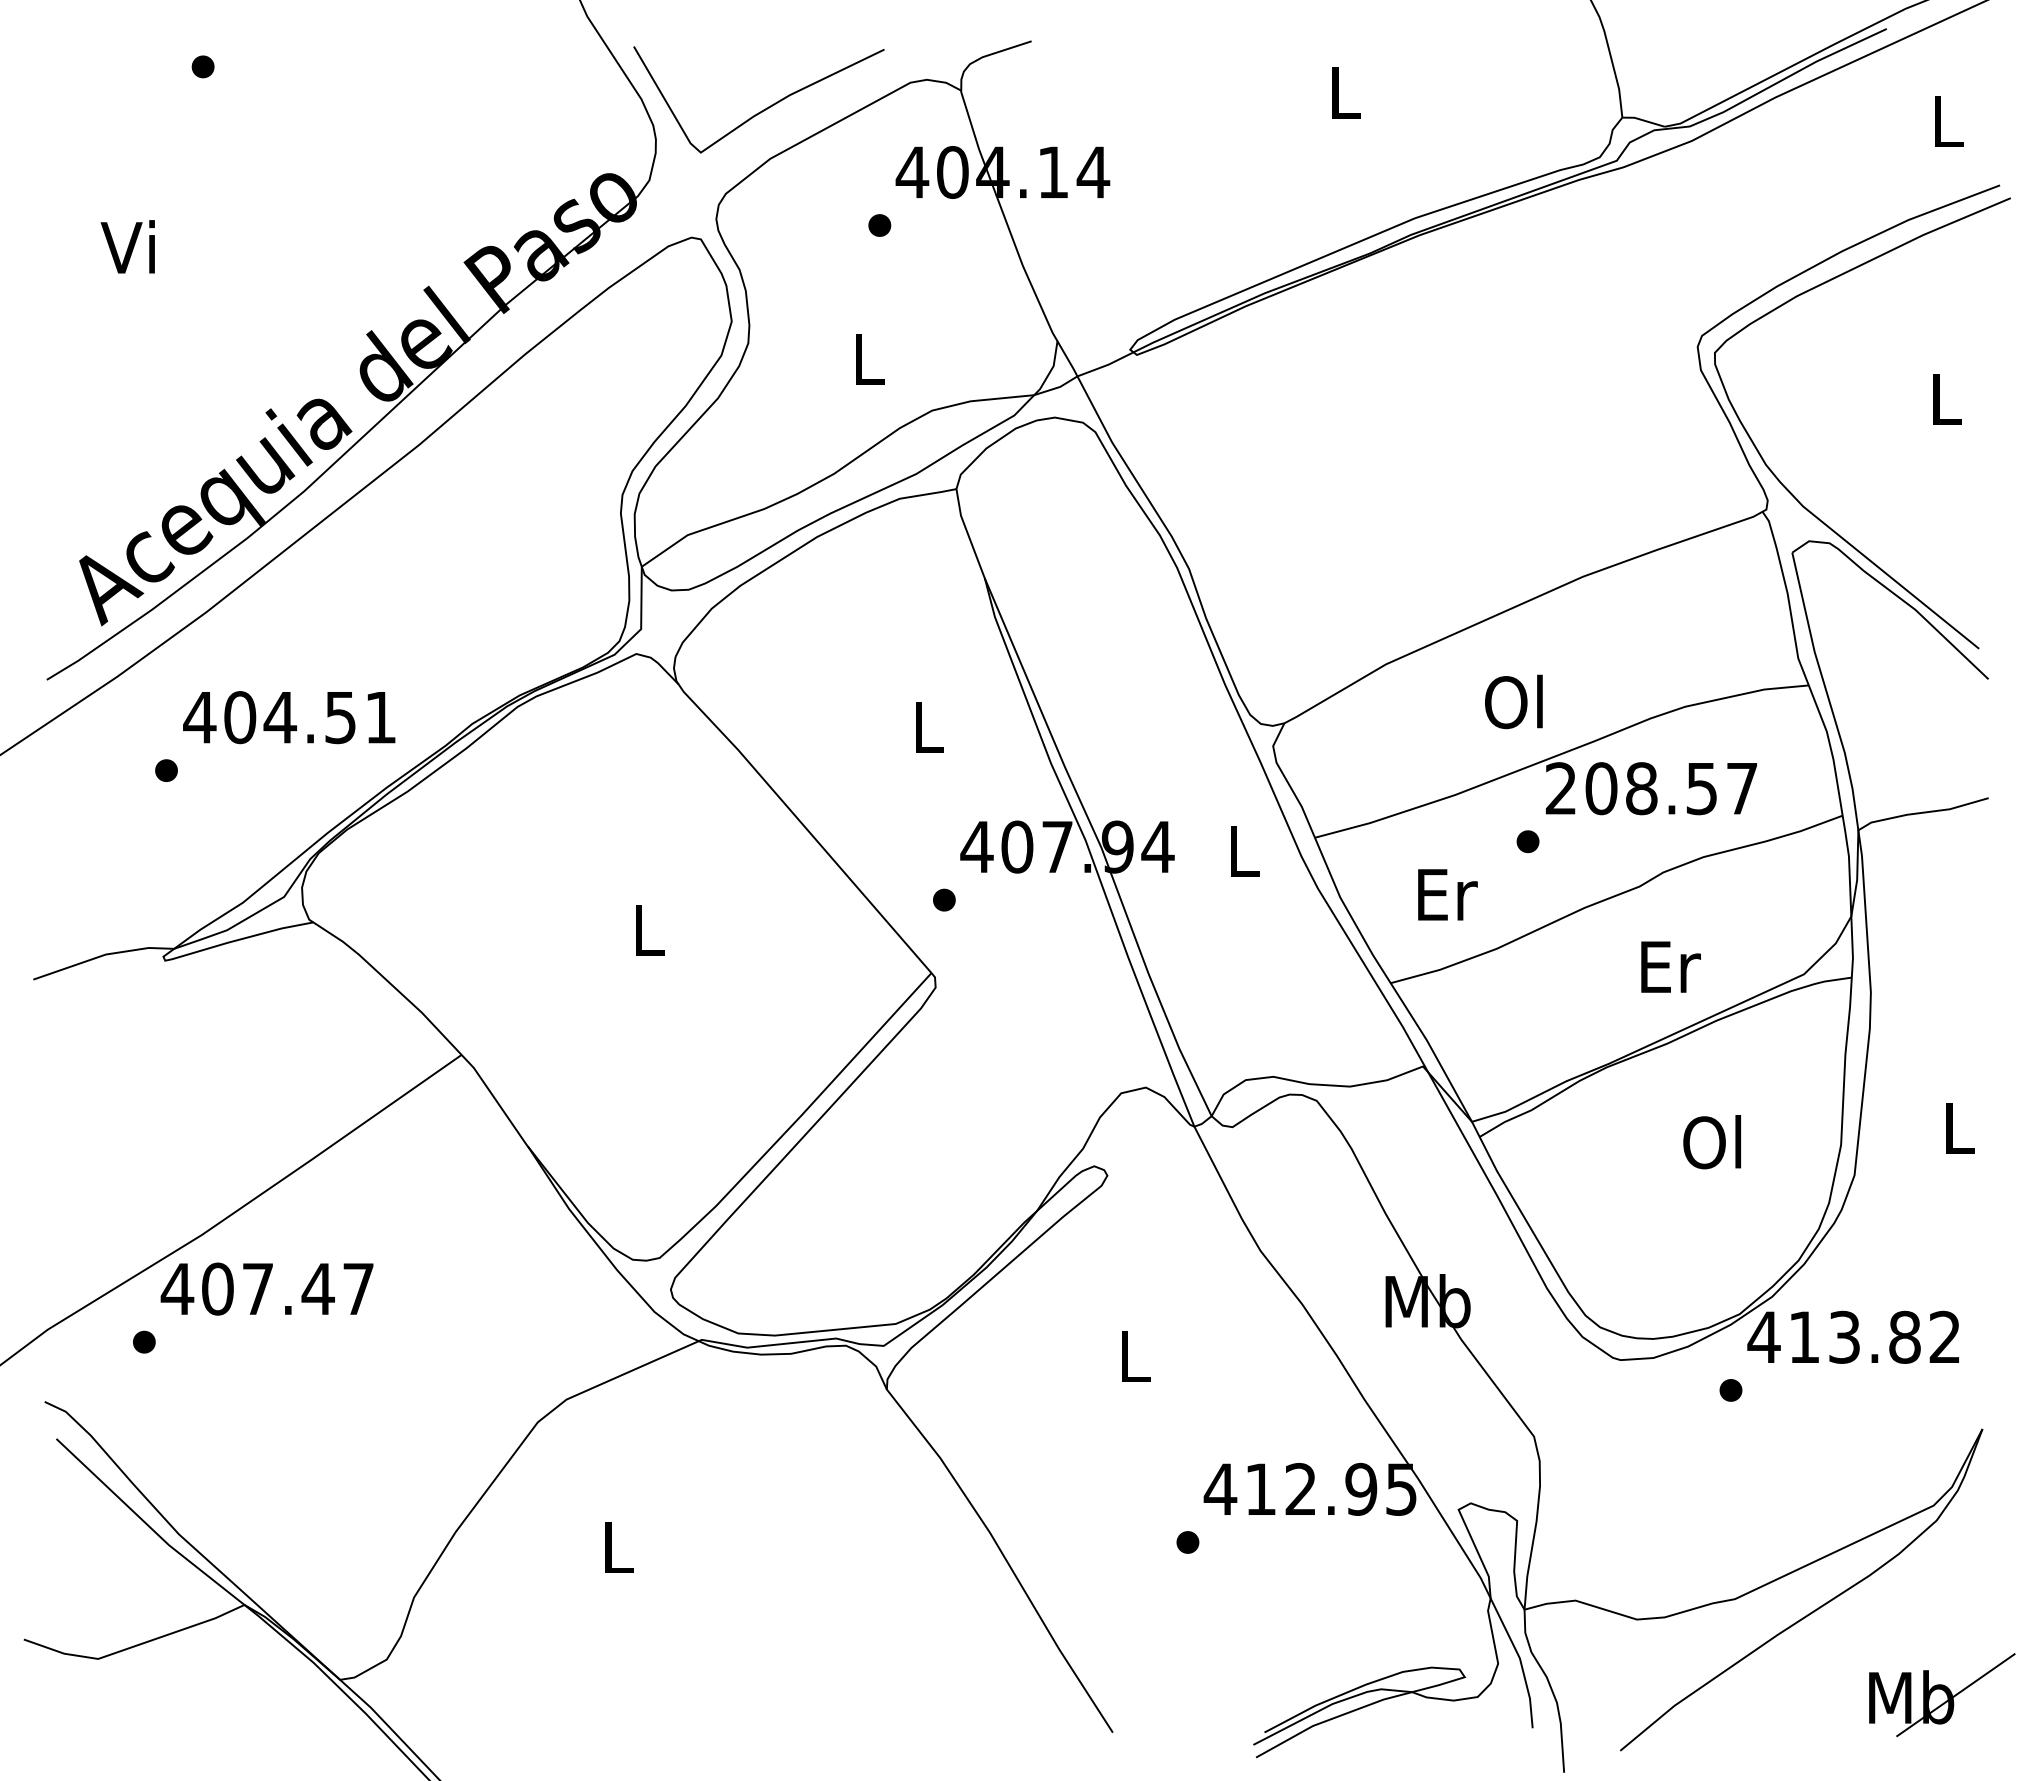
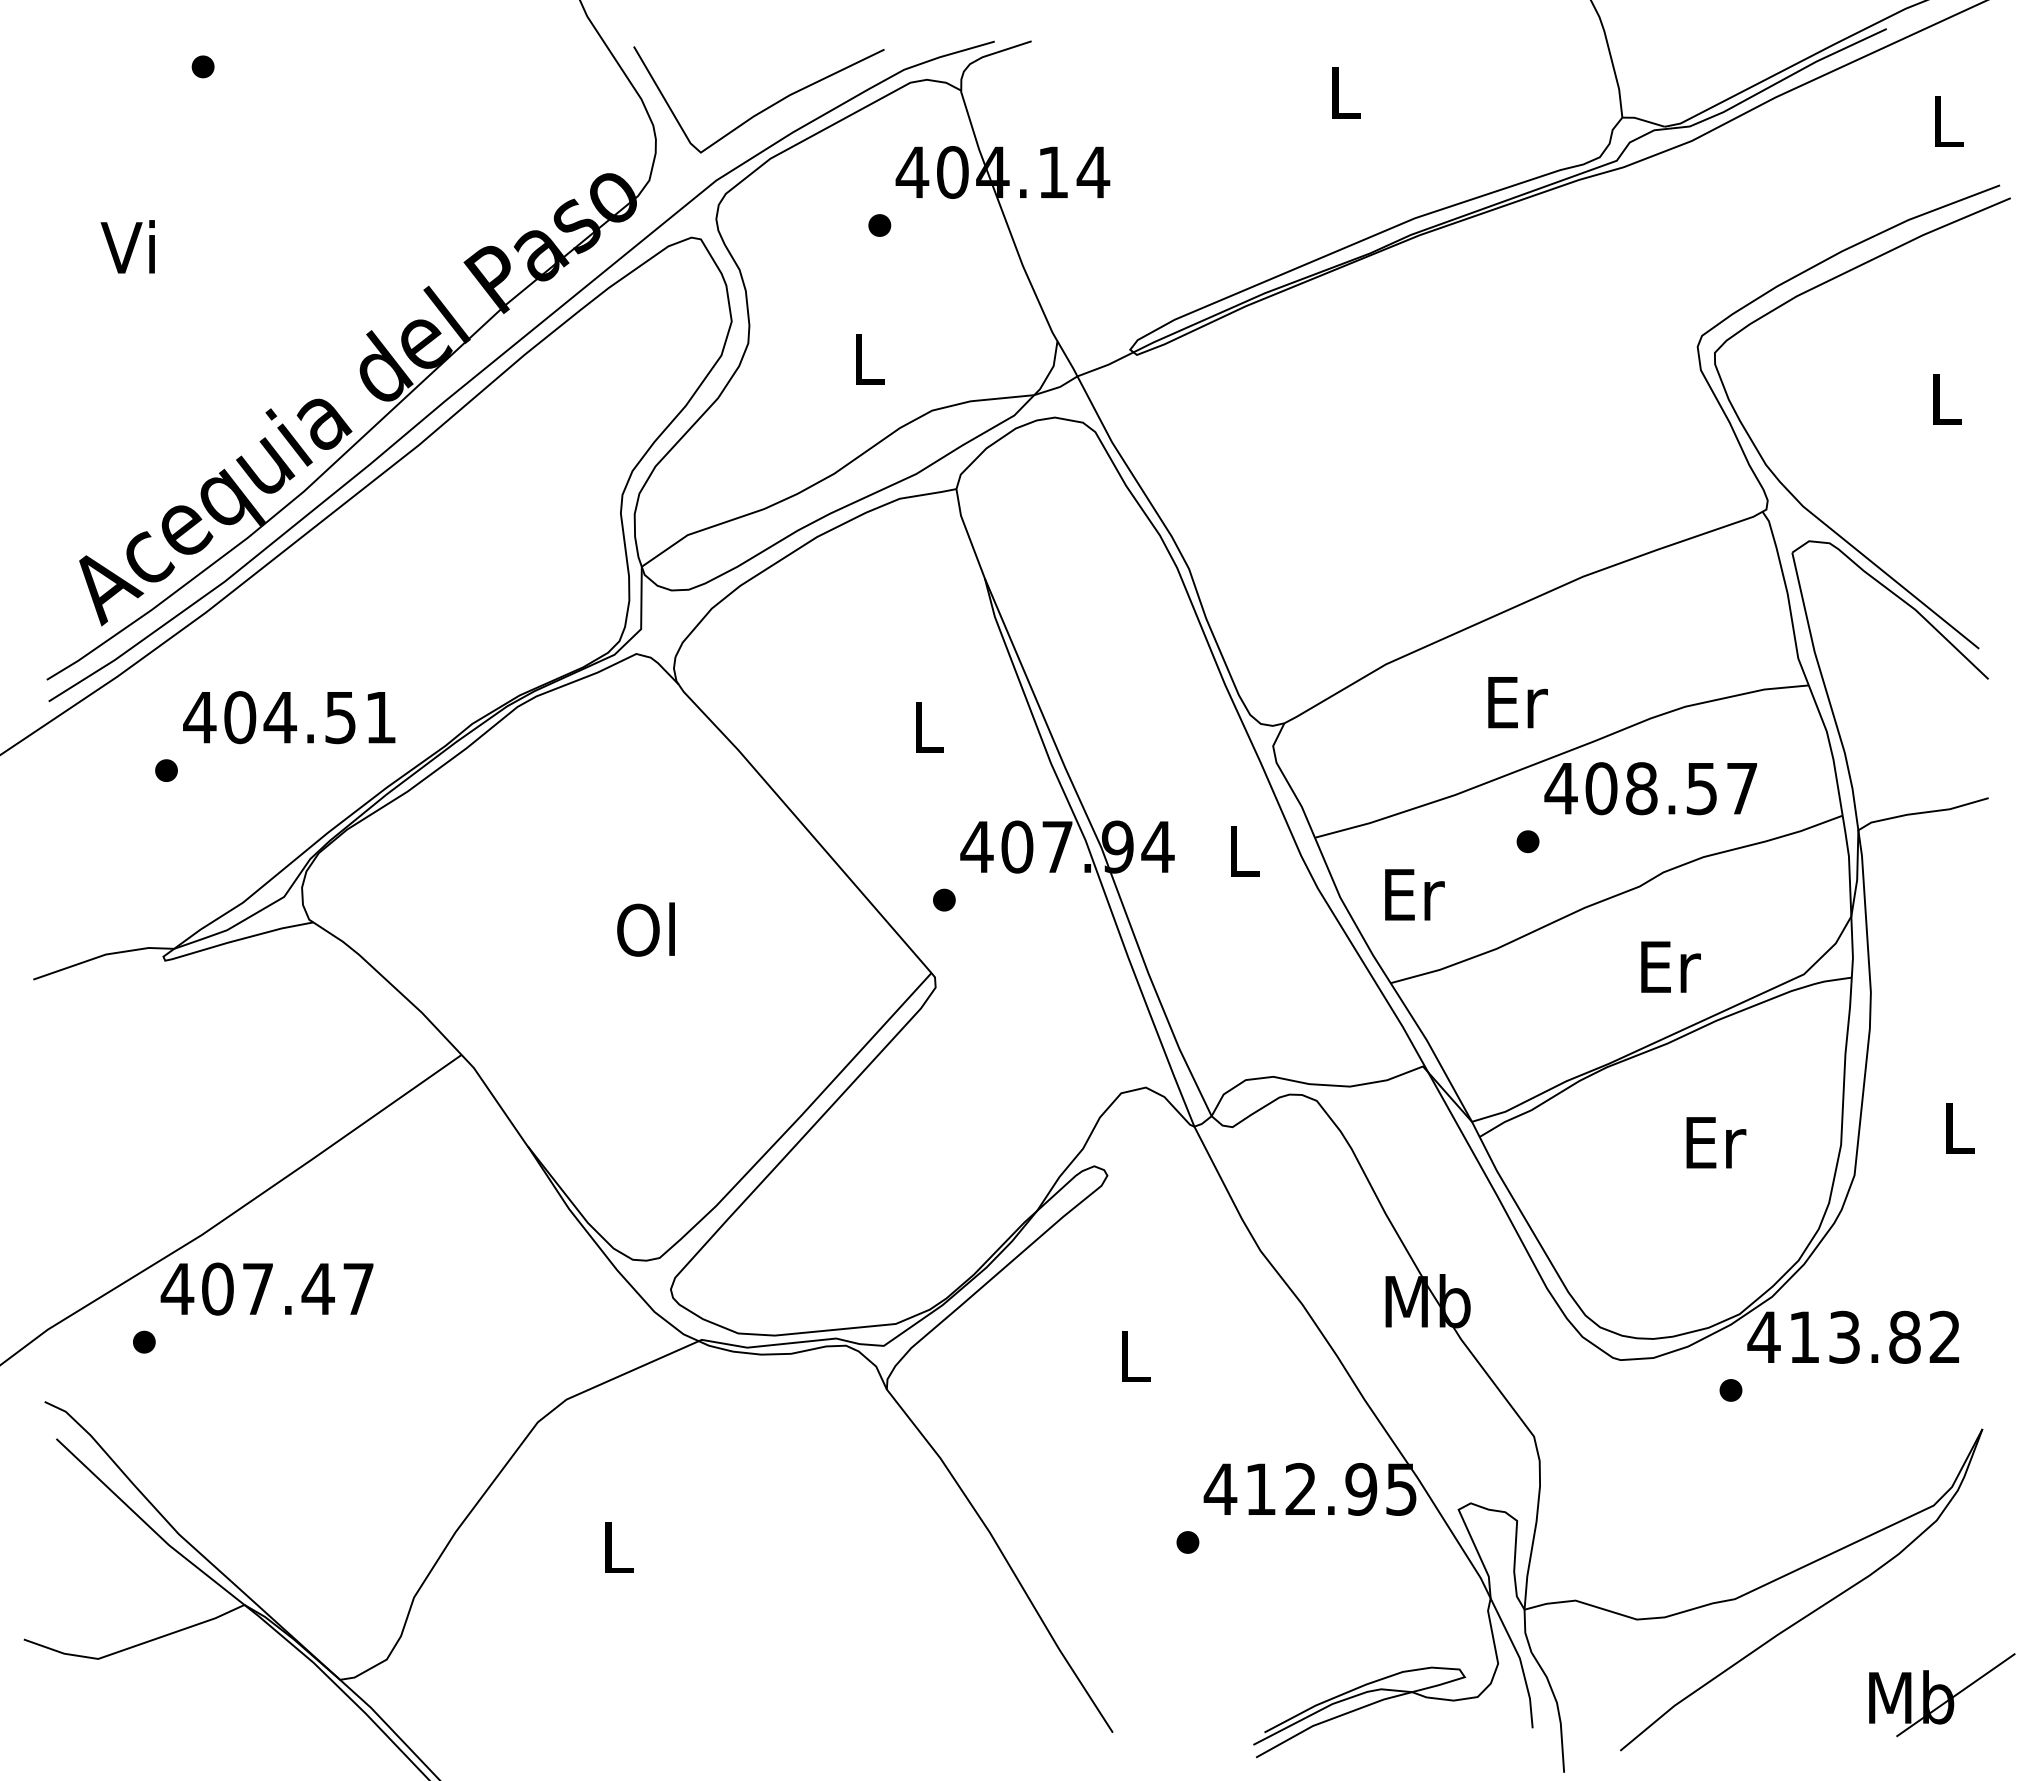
curve: none -> present (504, 354)
text: Ol -> Er (1516, 701)
text: 208.57 -> 408.57 (1560, 788)
text position: (1447, 894) -> (1414, 894) (1414, 894)
text: L -> Ol (645, 929)
text: Ol -> Er (1714, 1142)
